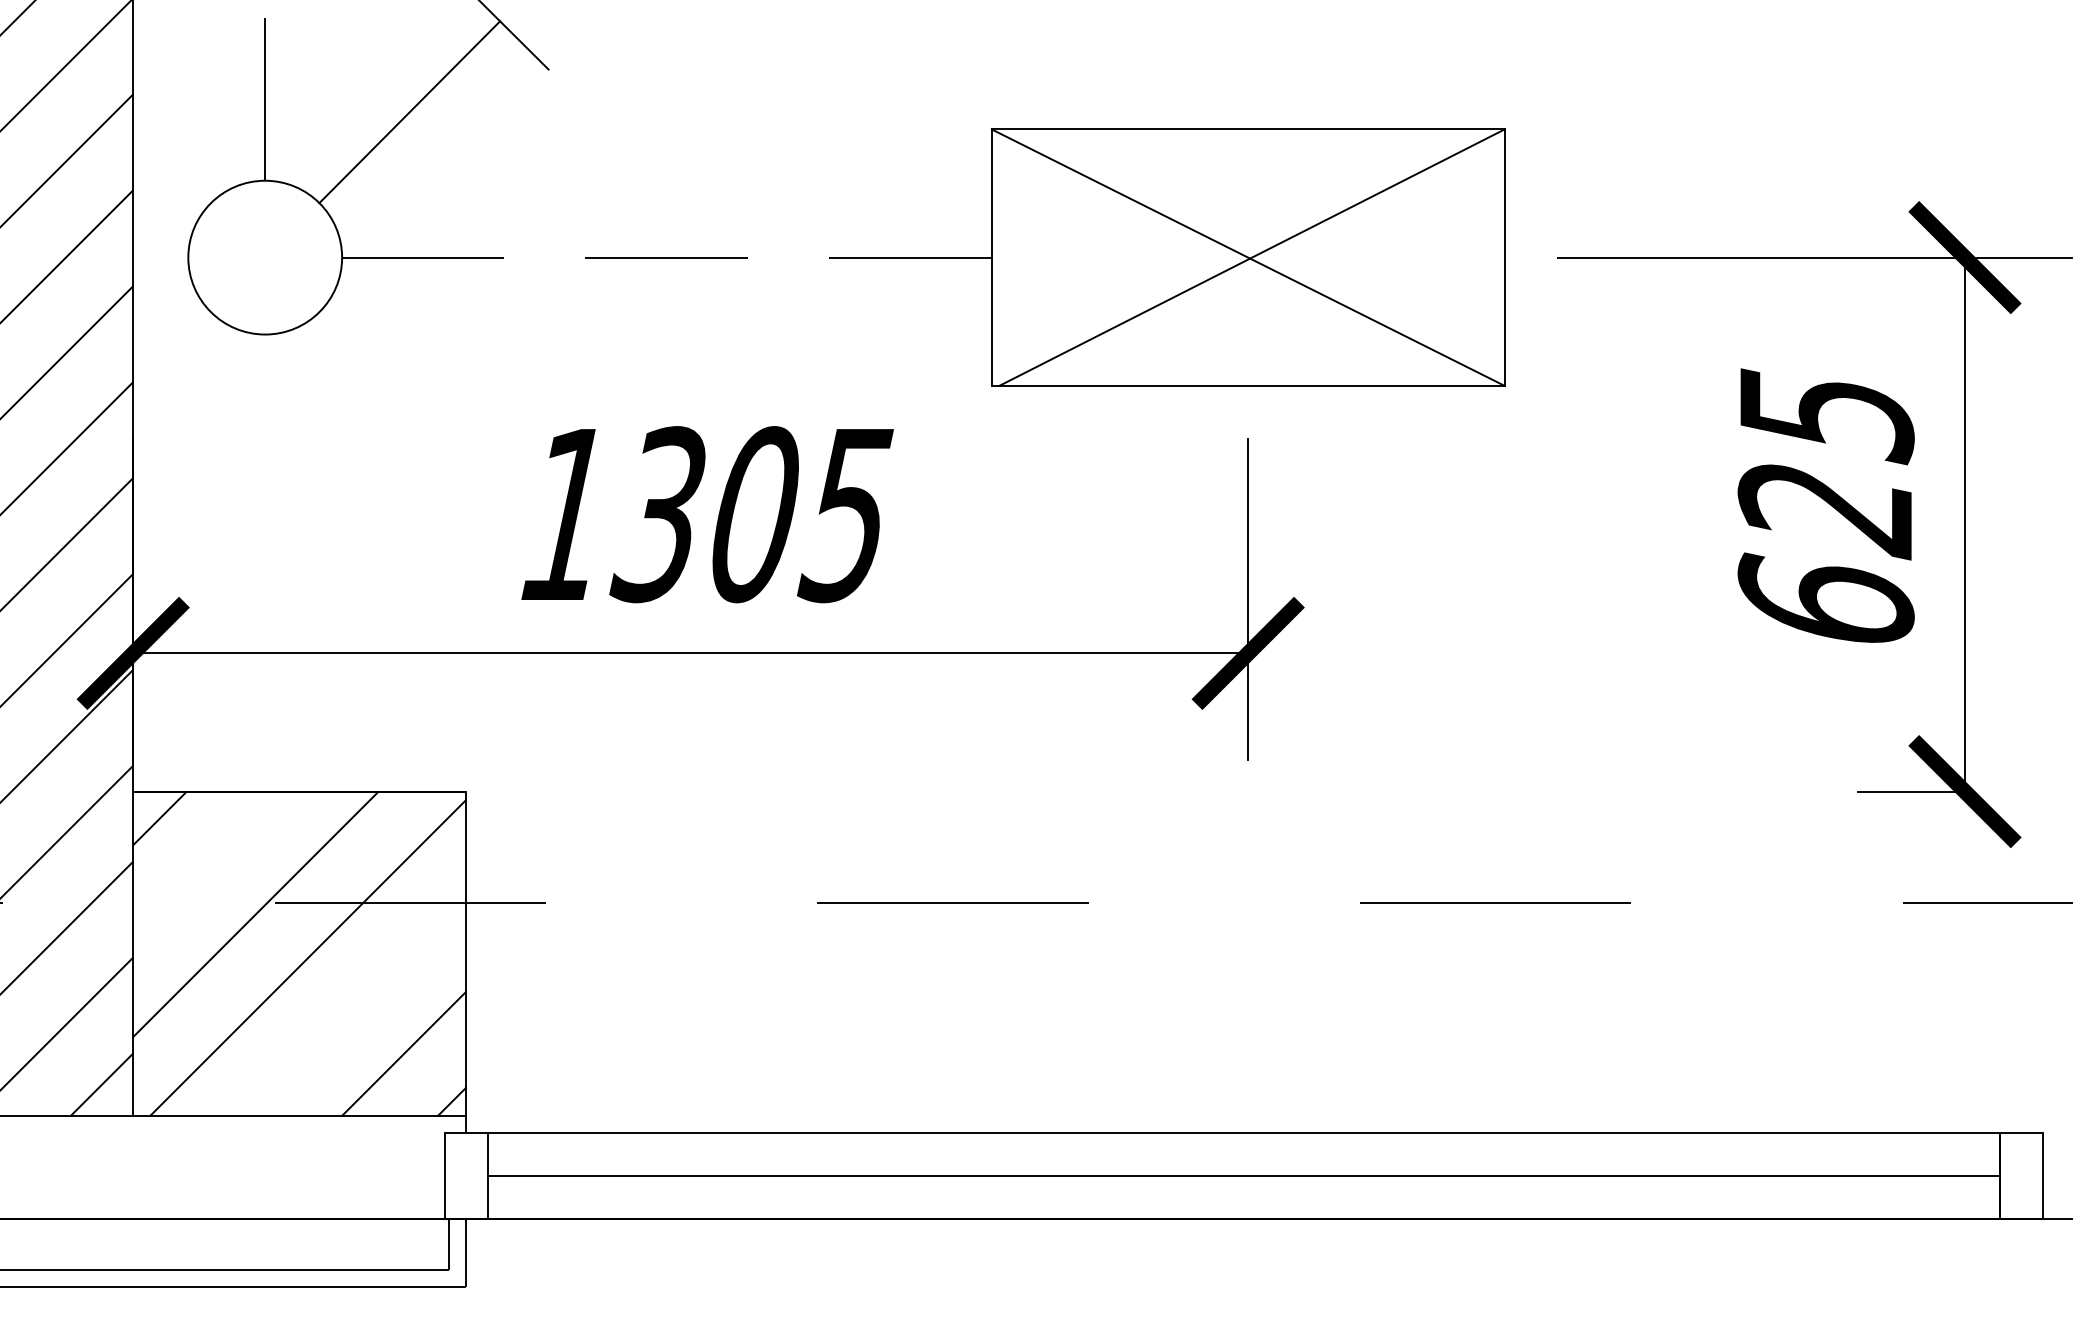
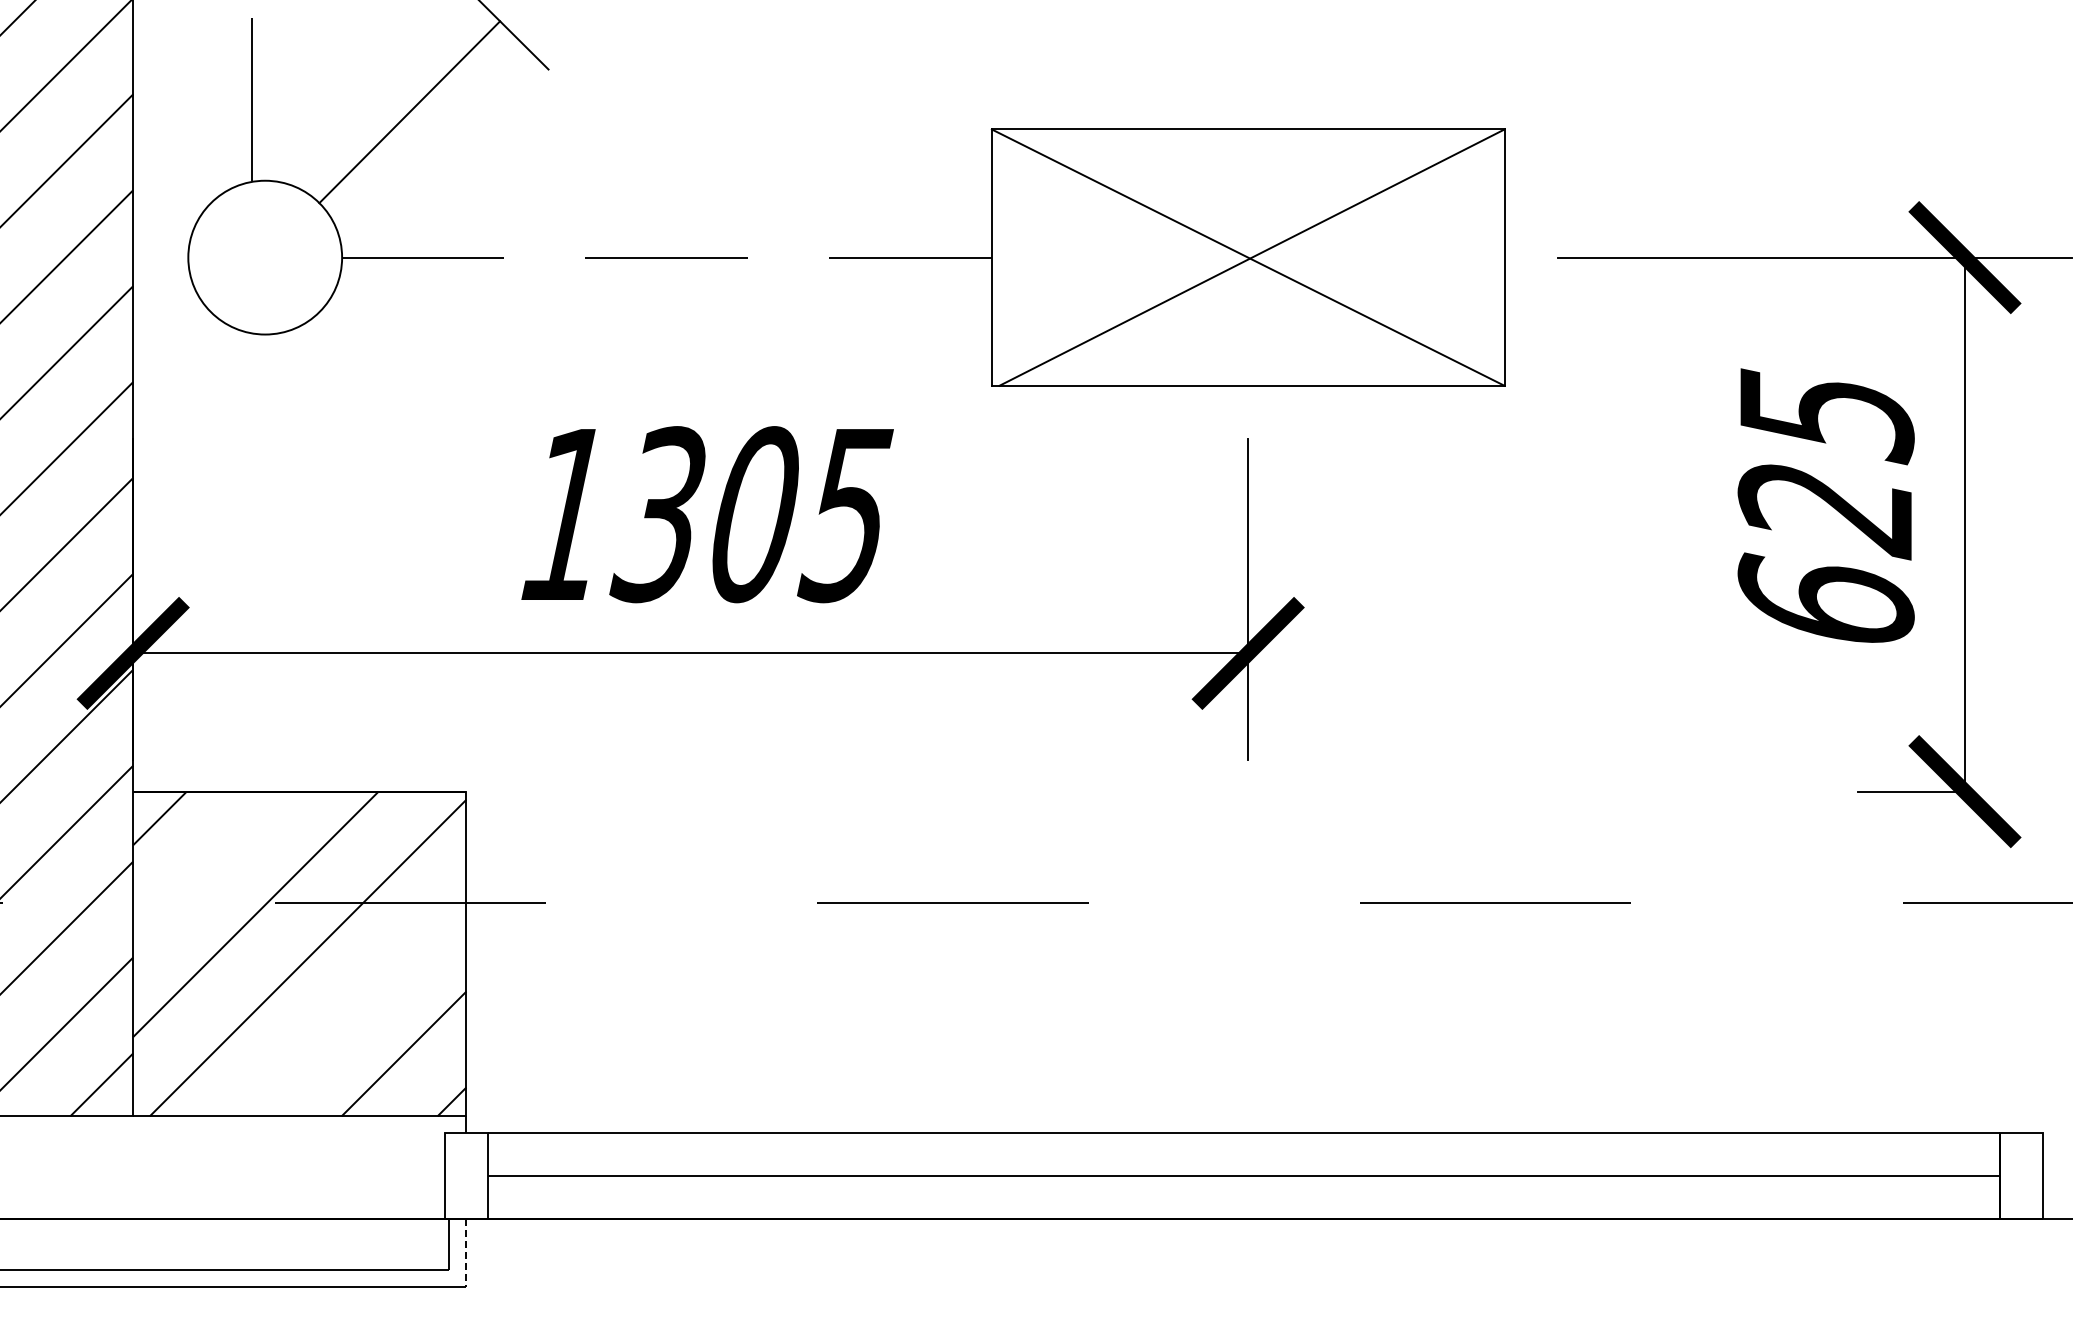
line position: (265, 91) -> (252, 91) (252, 91)
line: solid -> dashed (466, 1253)
